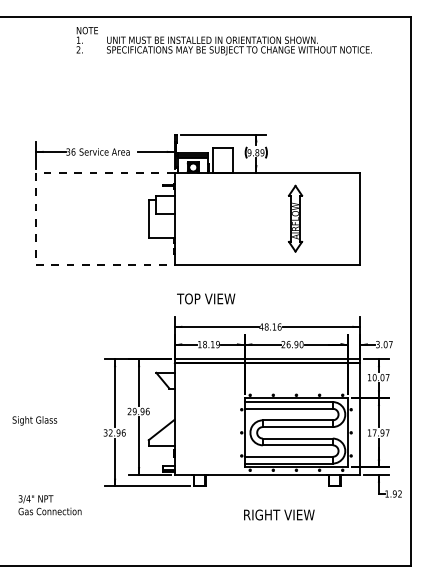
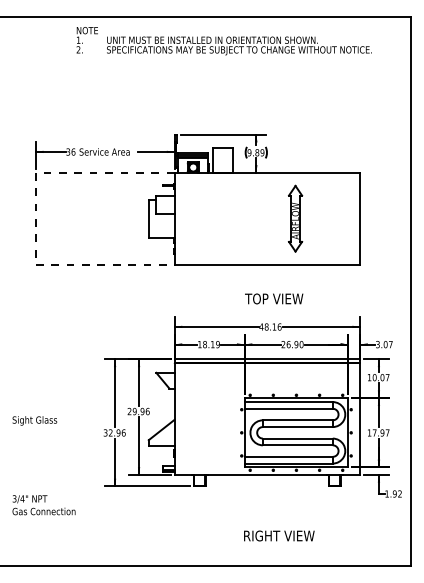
text position: (206, 298) -> (274, 298) (274, 298)
text position: (49, 505) -> (43, 505) (43, 505)
text position: (279, 514) -> (279, 535) (279, 535)
